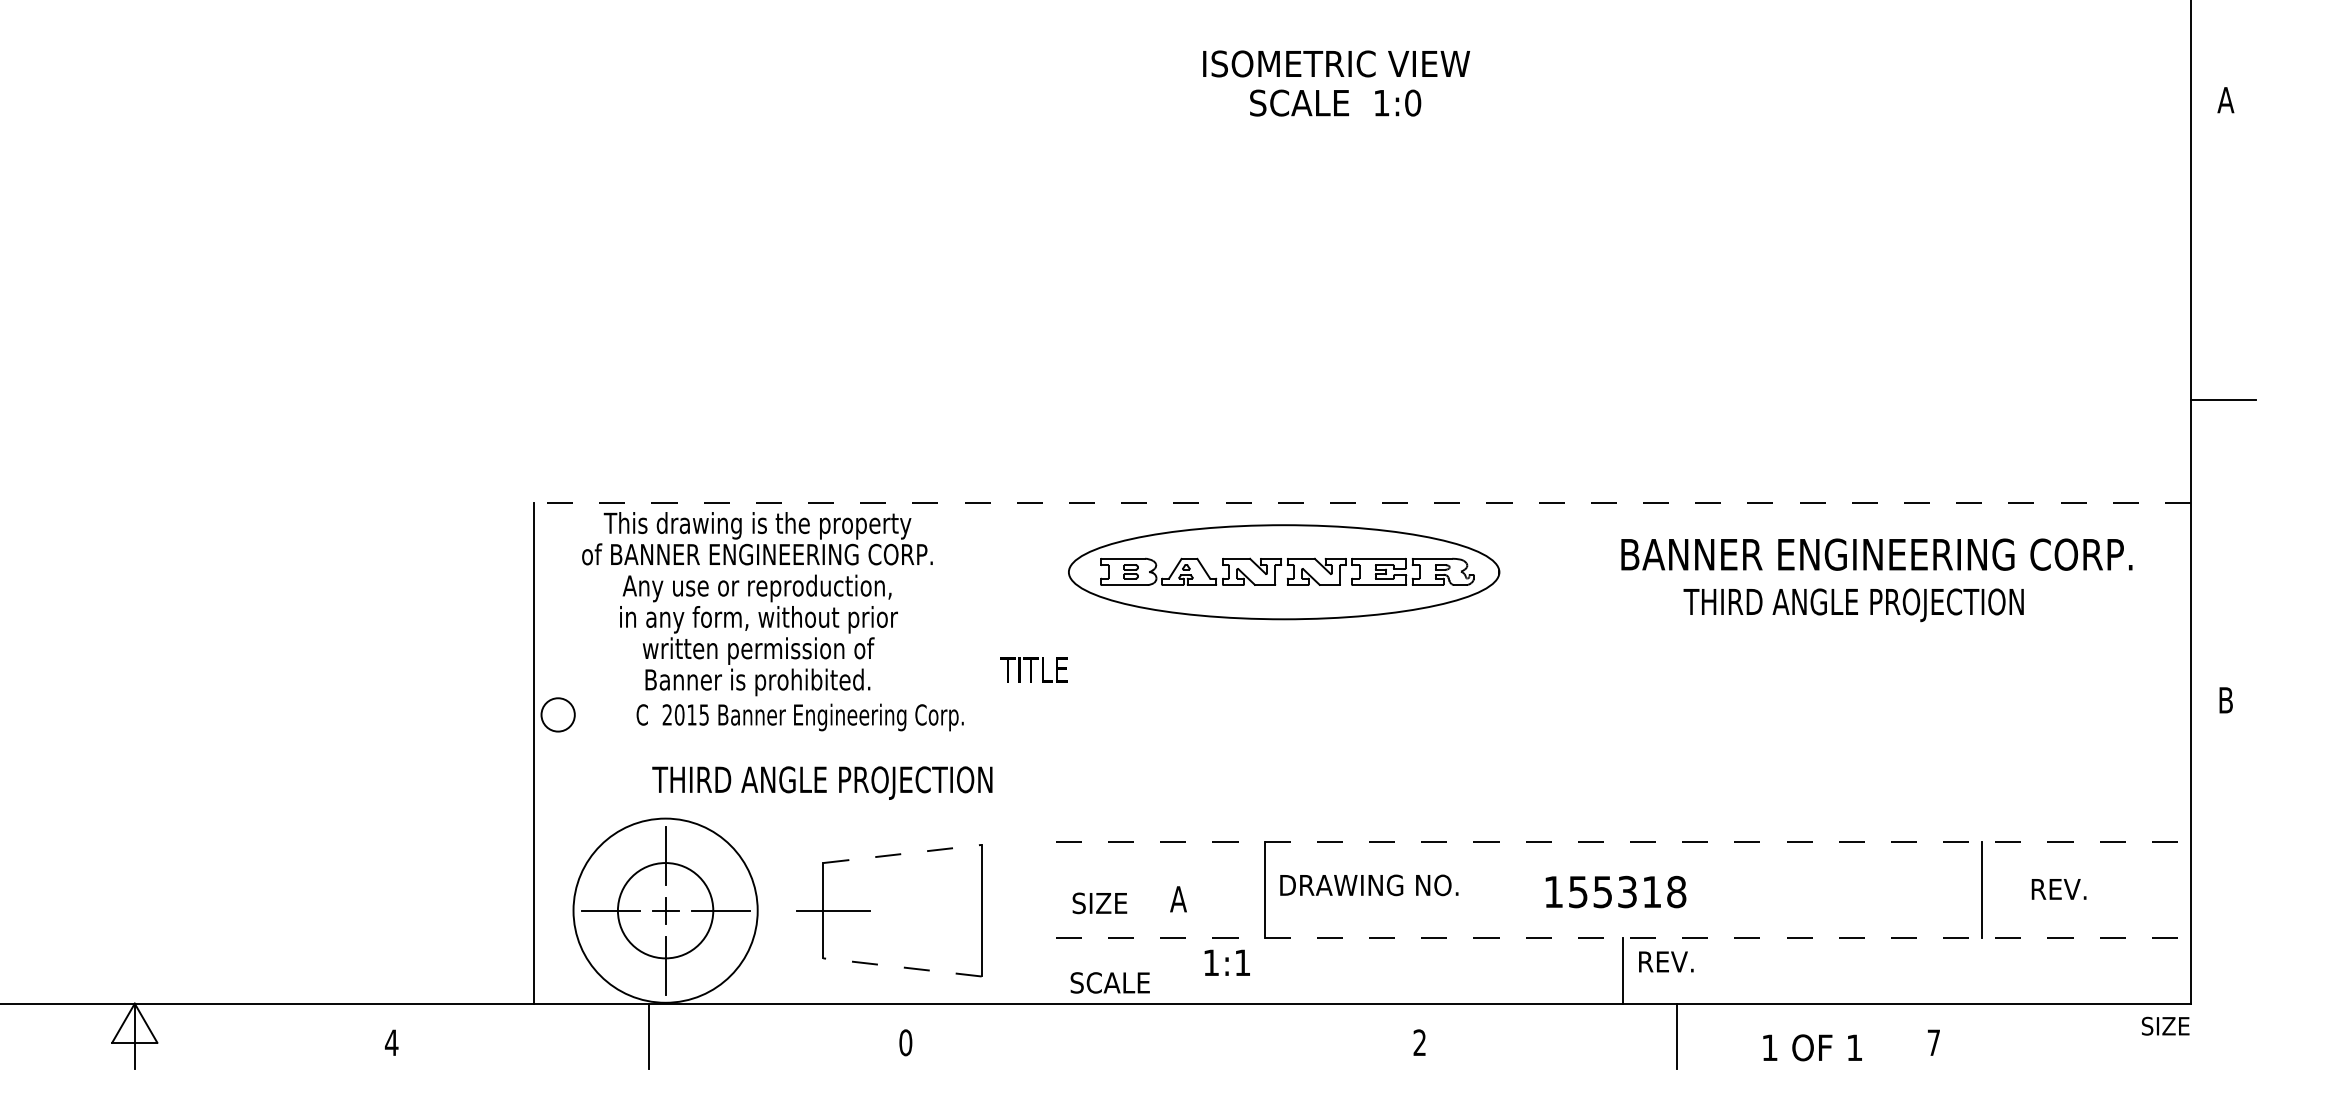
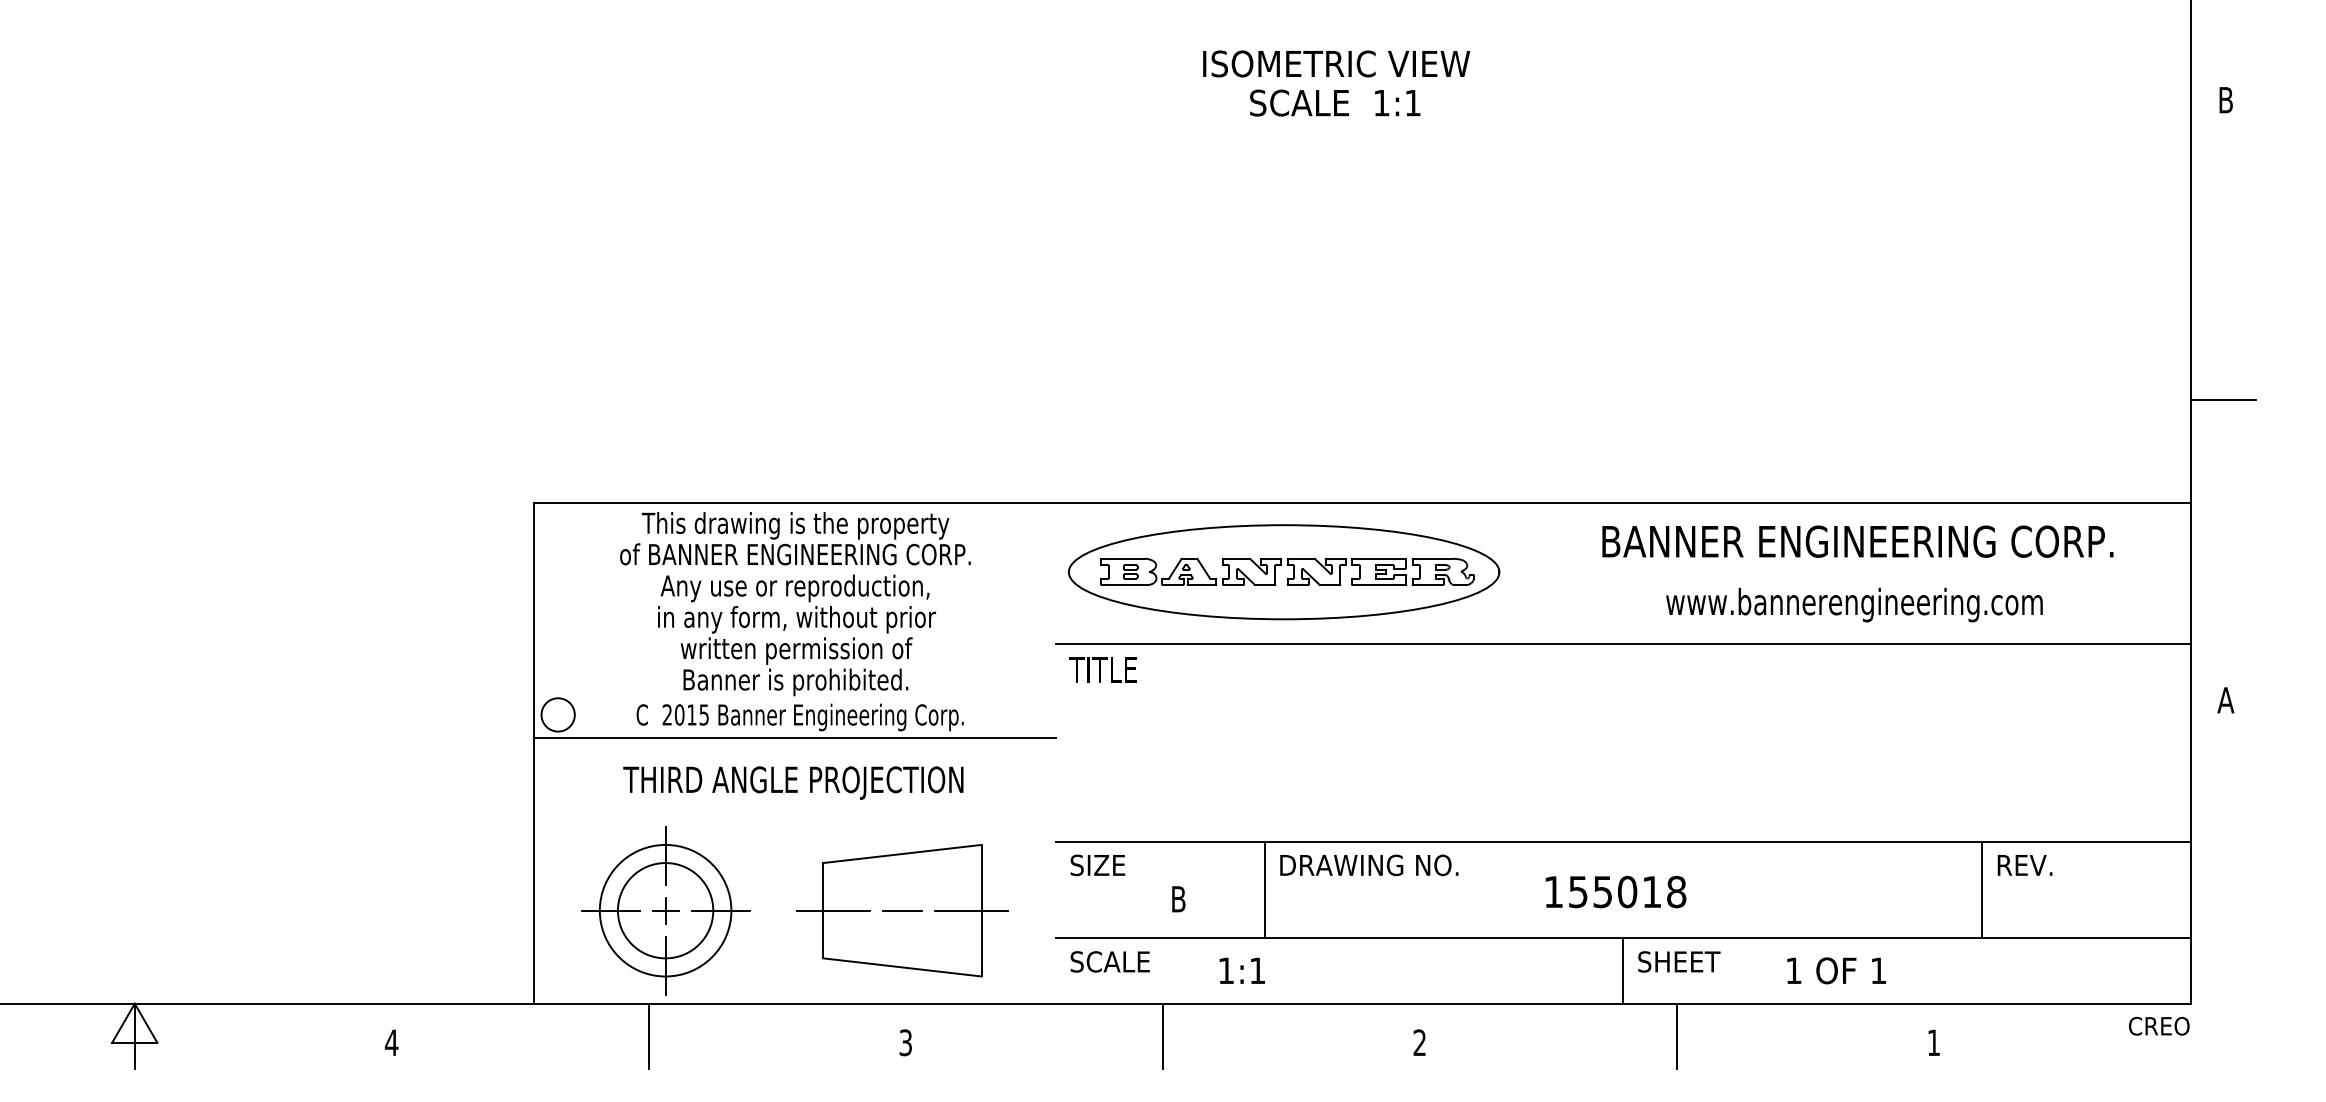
text: A -> B (2225, 100)
text: 1:0 -> 1:1 (1413, 102)
line: dashed -> solid (1362, 502)
text position: (1876, 554) -> (1857, 541) (1857, 541)
text position: (757, 604) -> (795, 604) (795, 604)
text: THIRD ANGLE PROJECTION -> www.bannerengineering.com (1854, 604)
line: none -> present (1622, 643)
text position: (1033, 669) -> (1102, 669) (1102, 669)
text: B -> A (2225, 700)
line: none -> present (794, 737)
text position: (822, 782) -> (793, 782) (793, 782)
line: dashed -> solid (1623, 841)
line: dashed -> solid (902, 853)
text position: (1369, 885) -> (1369, 865) (1369, 865)
text position: (2058, 889) -> (2024, 865) (2024, 865)
text: 155318 -> 155018 (1627, 892)
text: A -> B (1178, 899)
text position: (1099, 903) -> (1097, 865) (1097, 865)
circle diameter: 184 px -> 132 px (665, 910)
line: none -> present (902, 910)
line: none -> present (971, 910)
line: dashed -> solid (1623, 938)
text: REV. -> SHEET (1679, 961)
text position: (1226, 962) -> (1241, 970) (1241, 970)
line: dashed -> solid (902, 967)
text position: (1109, 982) -> (1109, 961) (1109, 961)
text: SIZE -> CREO (2158, 1025)
line: none -> present (1162, 1035)
text: 0 -> 3 (905, 1042)
text: 7 -> 1 (1933, 1042)
text position: (1812, 1047) -> (1836, 970) (1836, 970)
